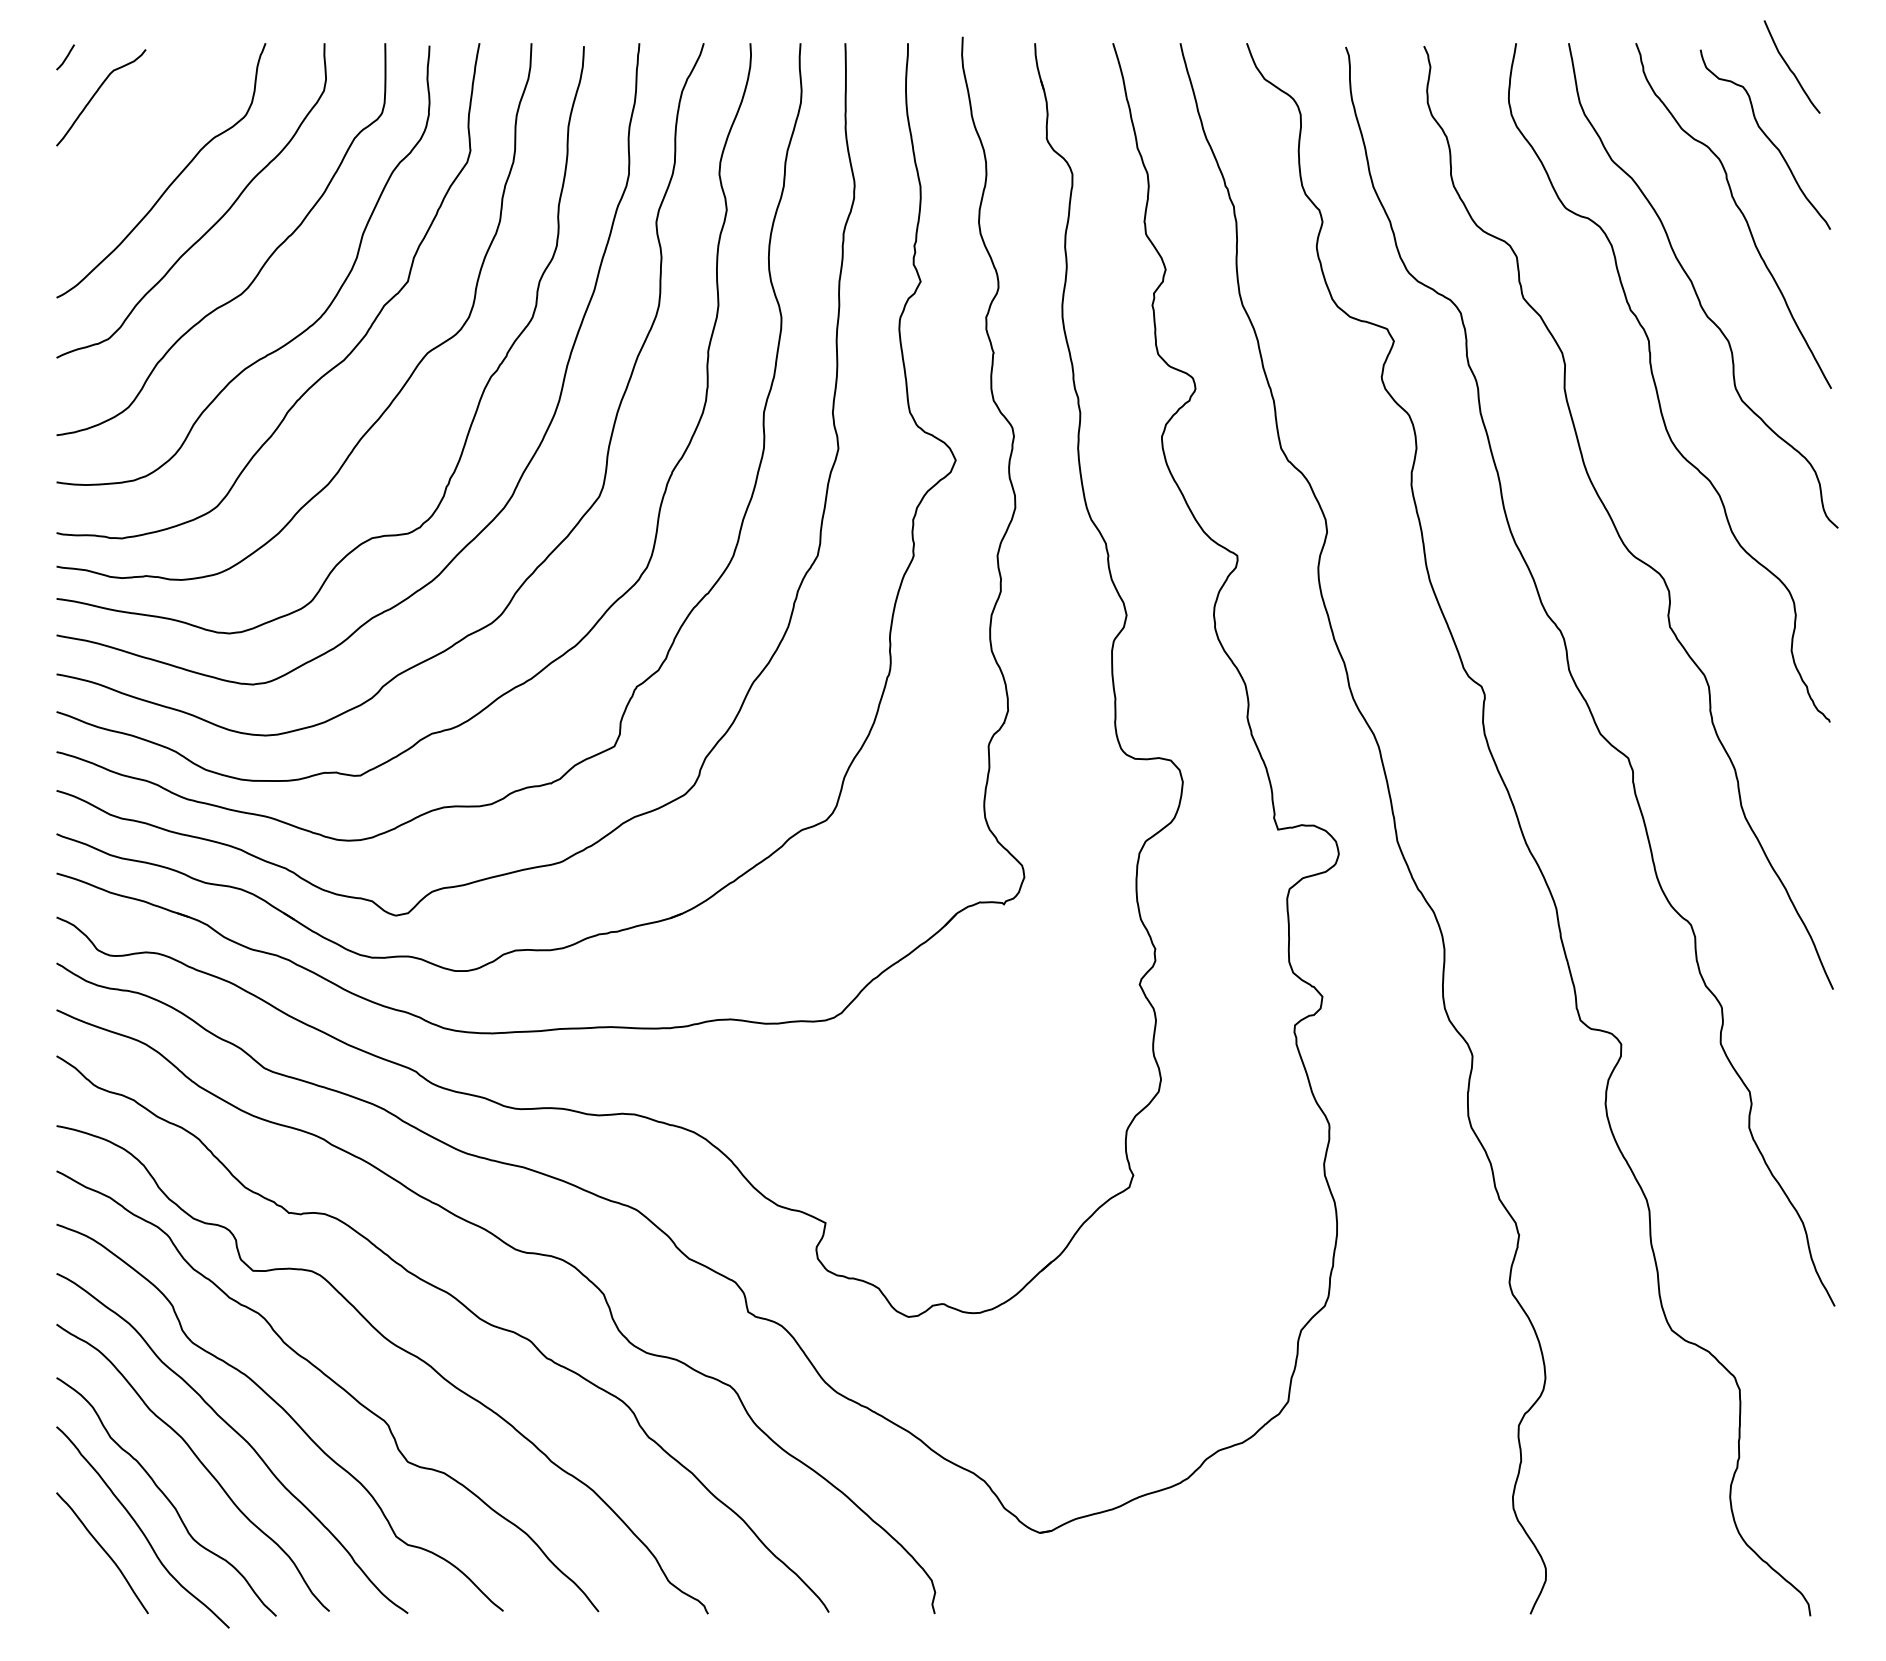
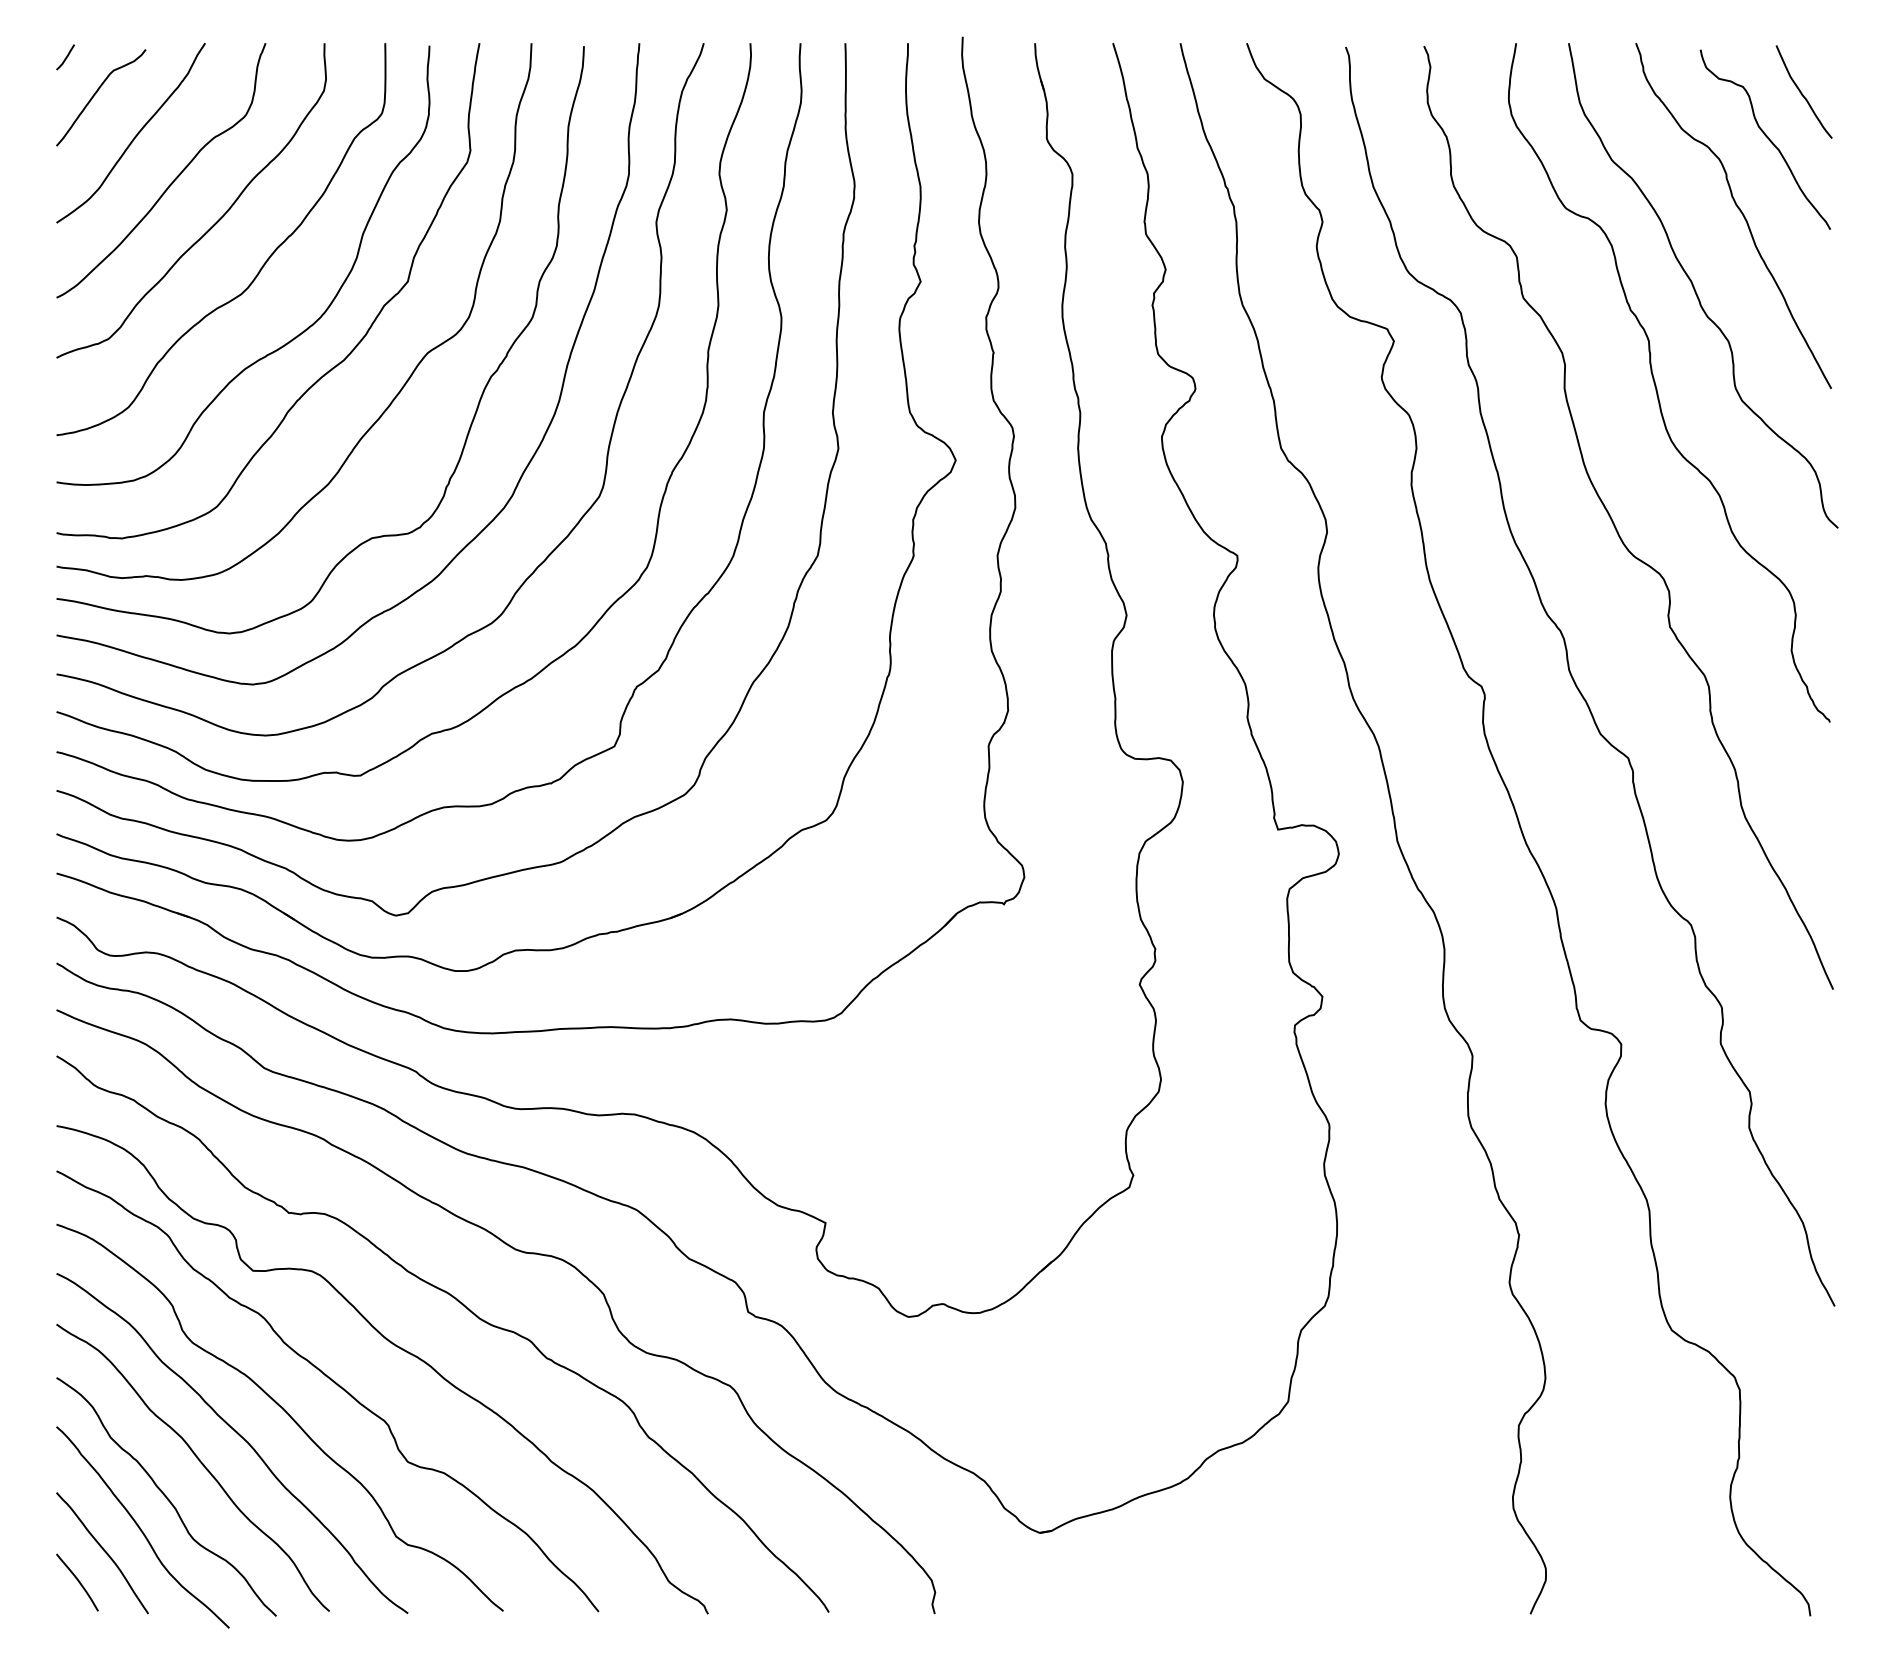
curve position: (1789, 66) -> (1801, 91) (1801, 91)
curve: none -> present (134, 136)
curve: none -> present (77, 1581)
